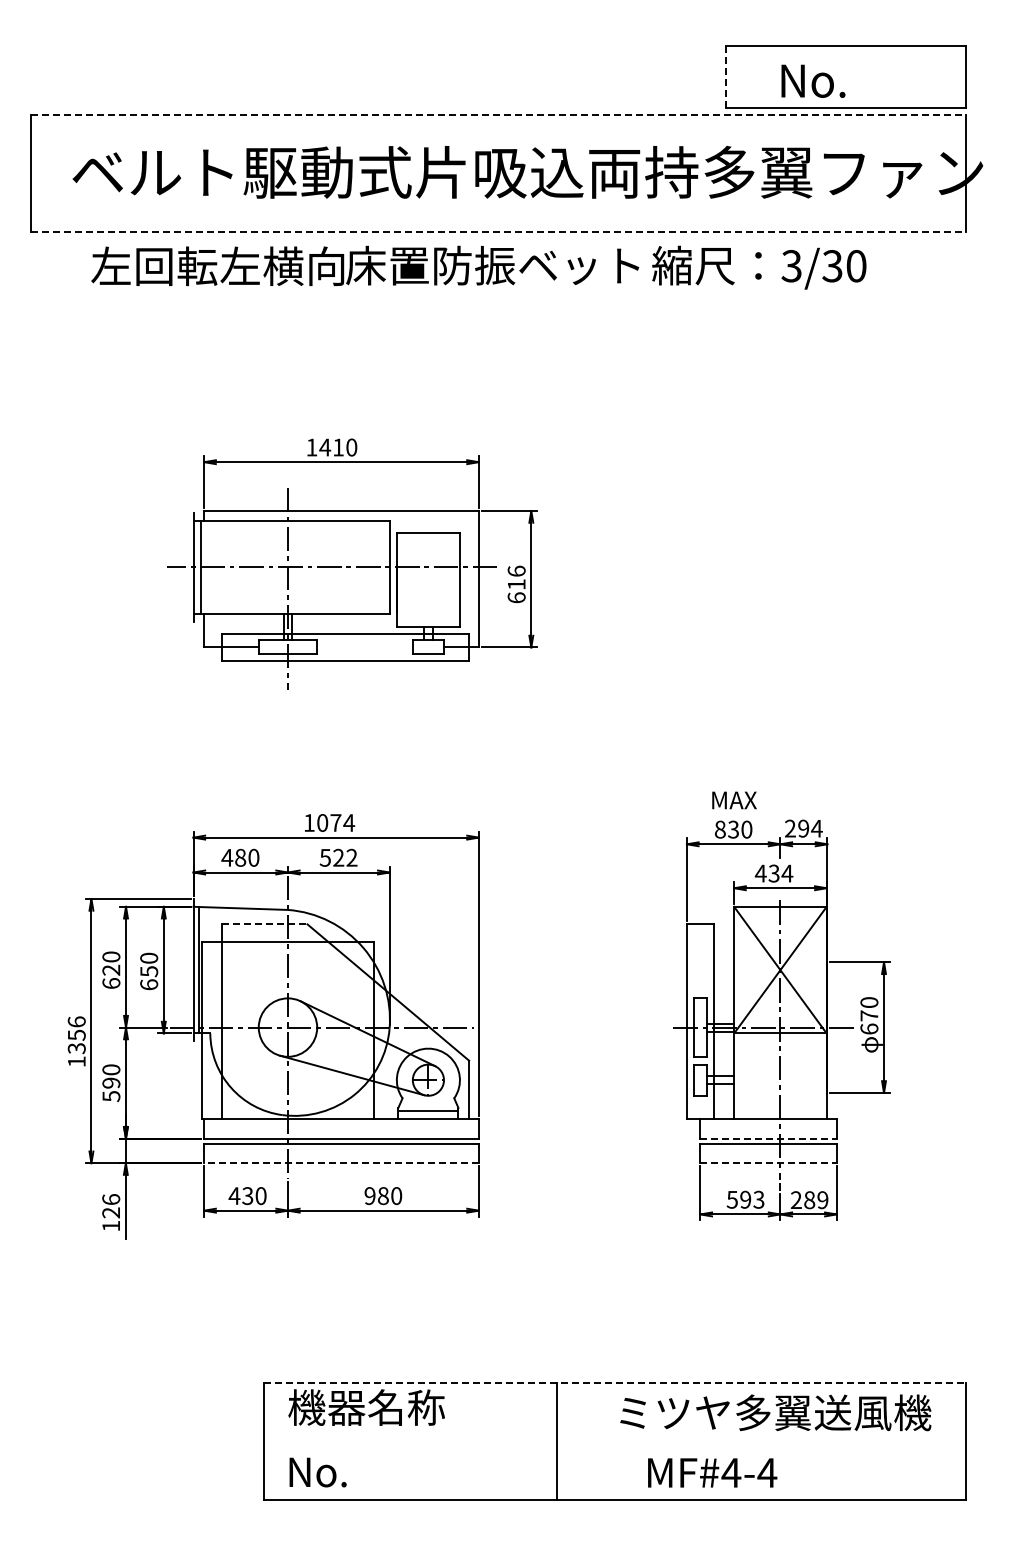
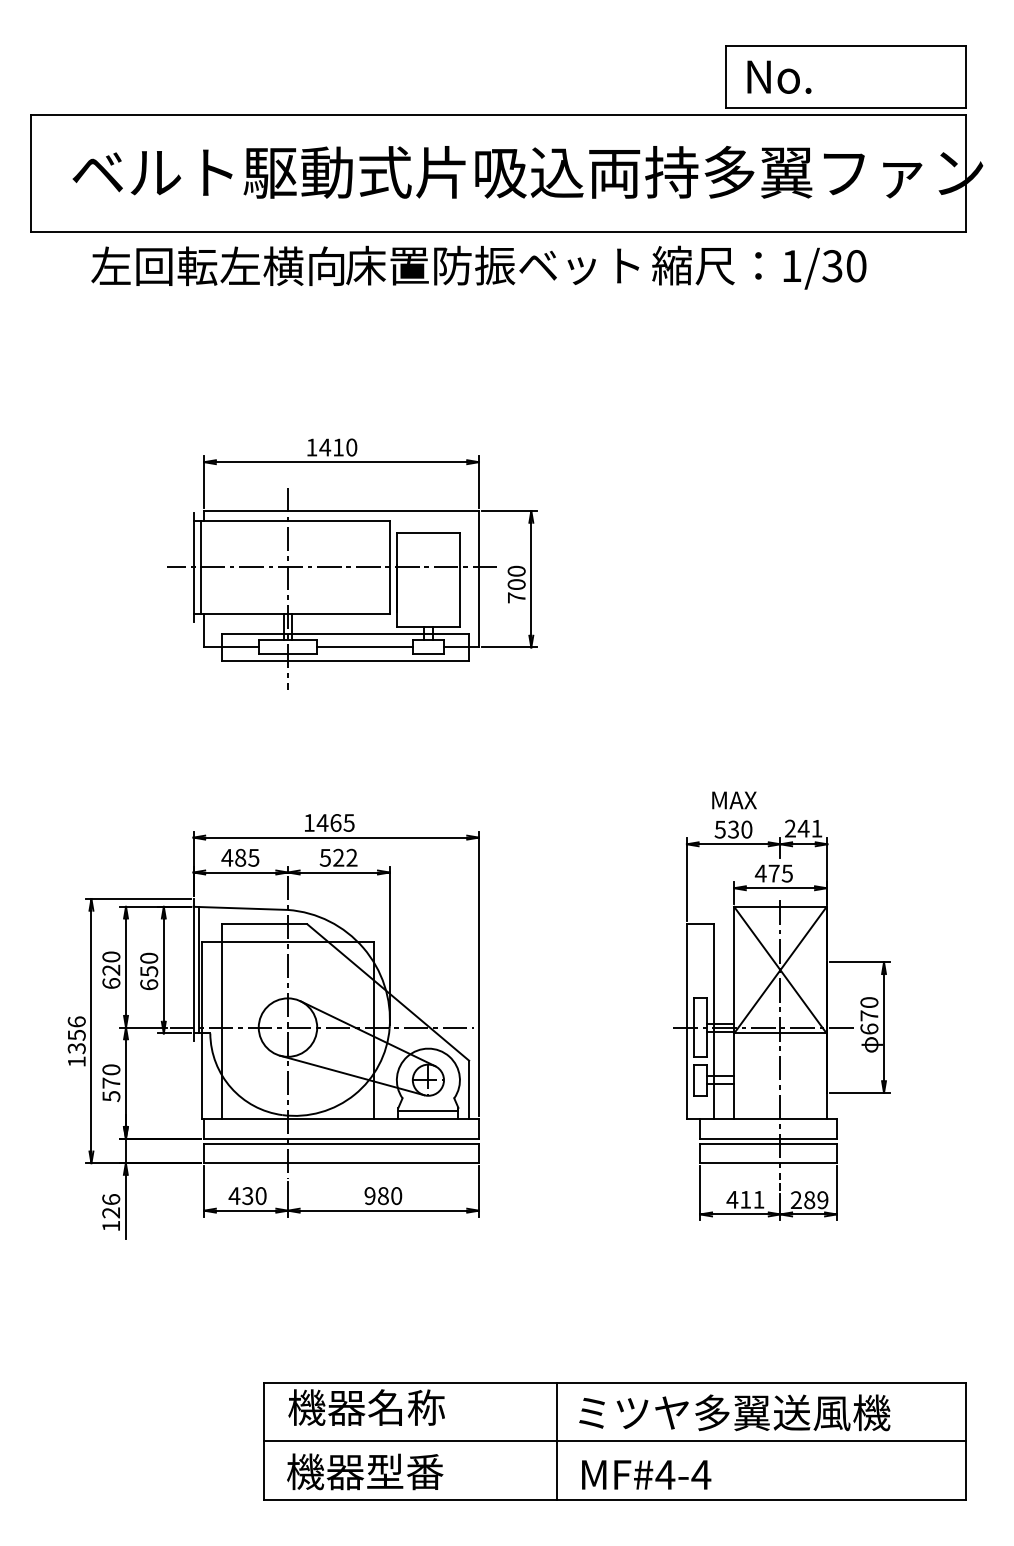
line: dashed -> solid (726, 77)
text position: (813, 80) -> (779, 76) (779, 76)
line: dashed -> solid (498, 114)
line: dashed -> solid (498, 231)
text: 3/30 -> 1/30 (791, 266)
text: 616 -> 700 (516, 584)
line: none -> present (364, 647)
text: 1074 -> 1465 (335, 822)
text: 294 -> 241 (809, 828)
text: 830 -> 530 (719, 829)
text: 480 -> 485 (253, 857)
text: 434 -> 475 (780, 873)
line: dashed -> solid (264, 924)
text: 590 -> 570 (111, 1082)
line: dashed -> solid (769, 1138)
line: dashed -> solid (341, 1163)
line: dashed -> solid (769, 1163)
text: 593 -> 411 (745, 1199)
line: dashed -> solid (615, 1382)
text position: (775, 1412) -> (734, 1412) (734, 1412)
line: none -> present (614, 1441)
text: No. -> 機器型番 (365, 1471)
text position: (712, 1472) -> (646, 1474) (646, 1474)
